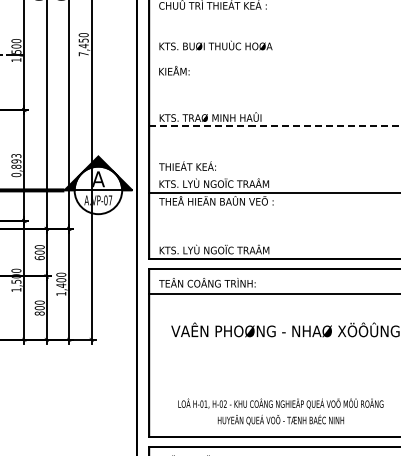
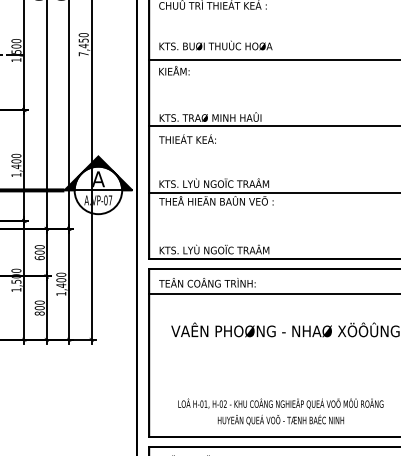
line: none -> present (273, 59)
line: dashed -> solid (275, 126)
text: 0,893 -> 1,400 (16, 165)
text position: (187, 165) -> (187, 138) (187, 138)
